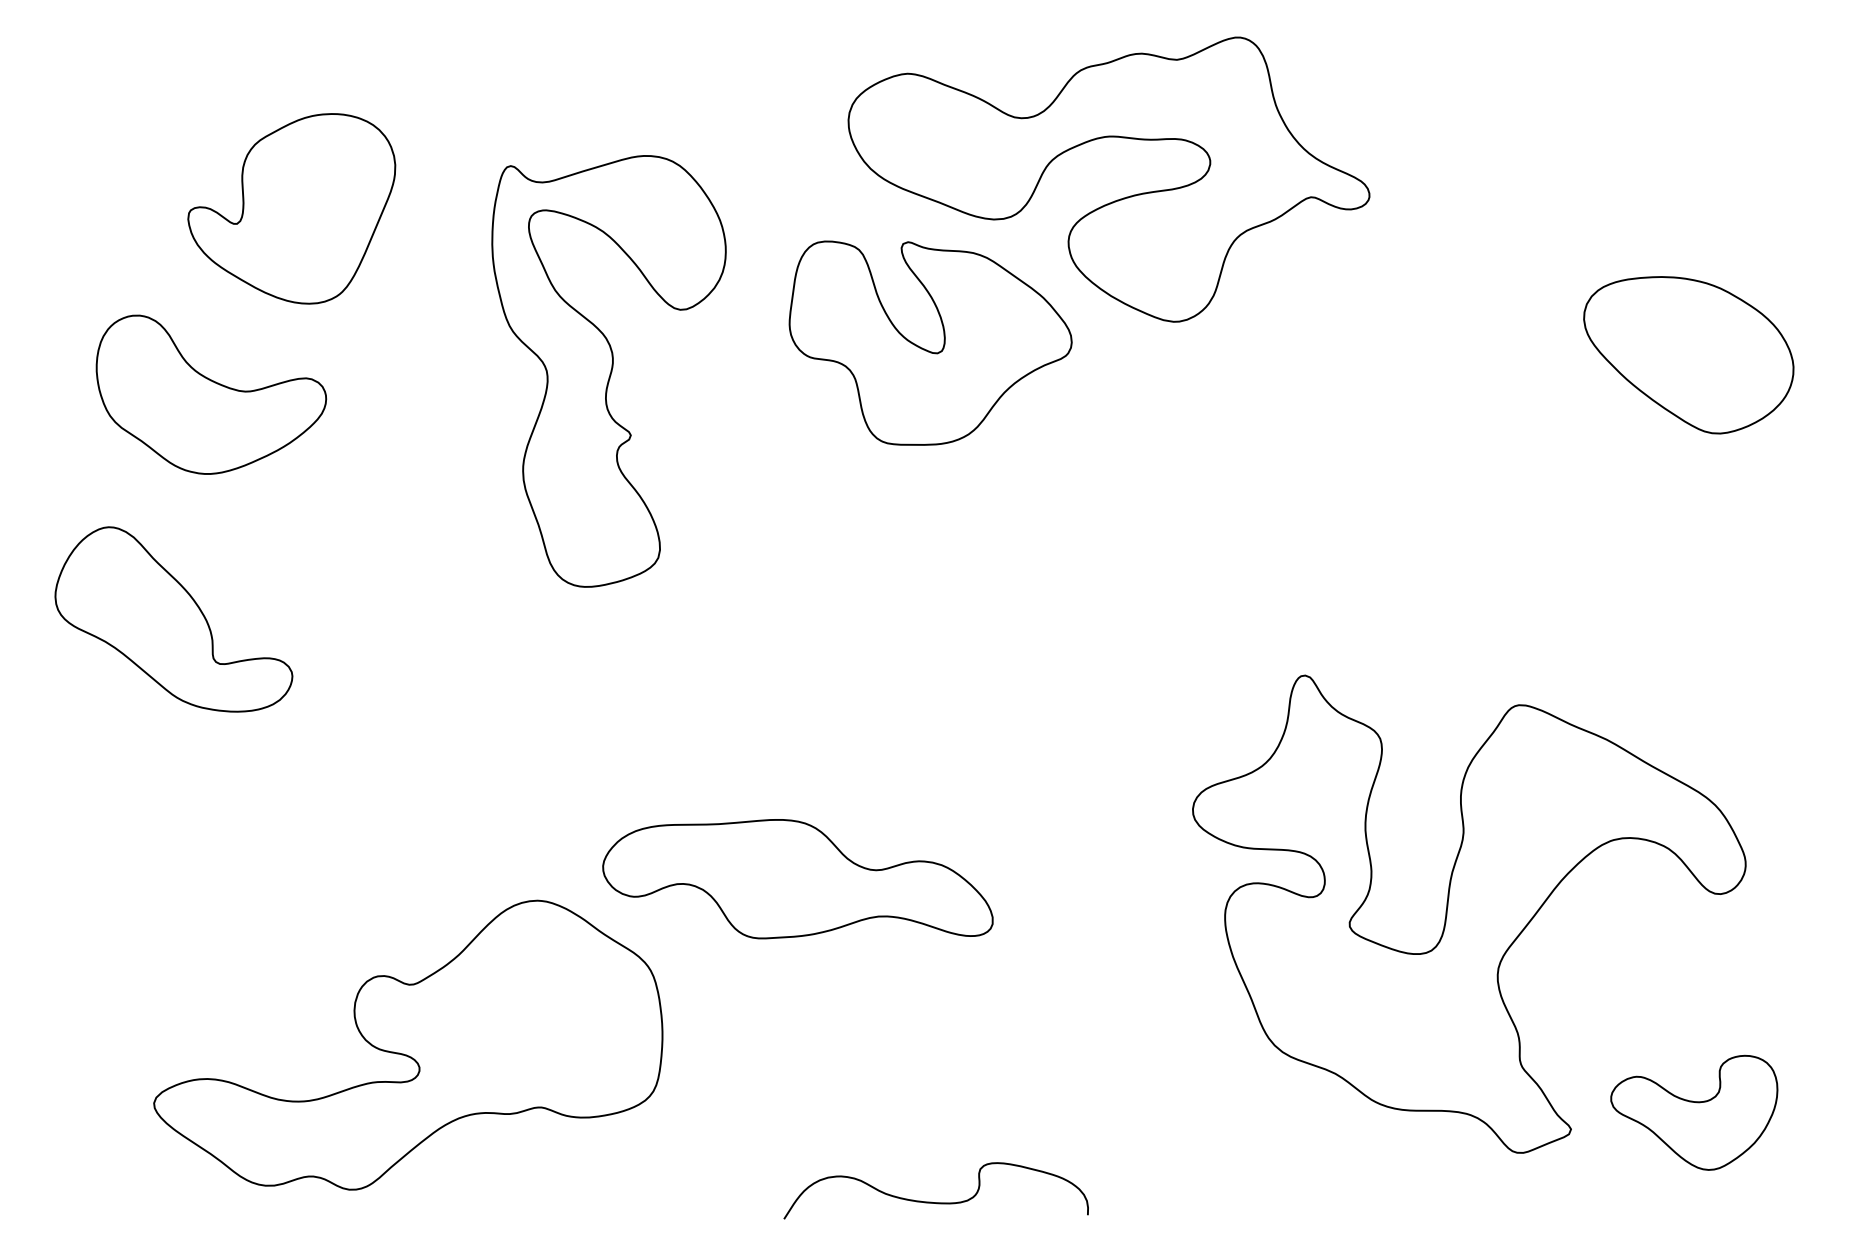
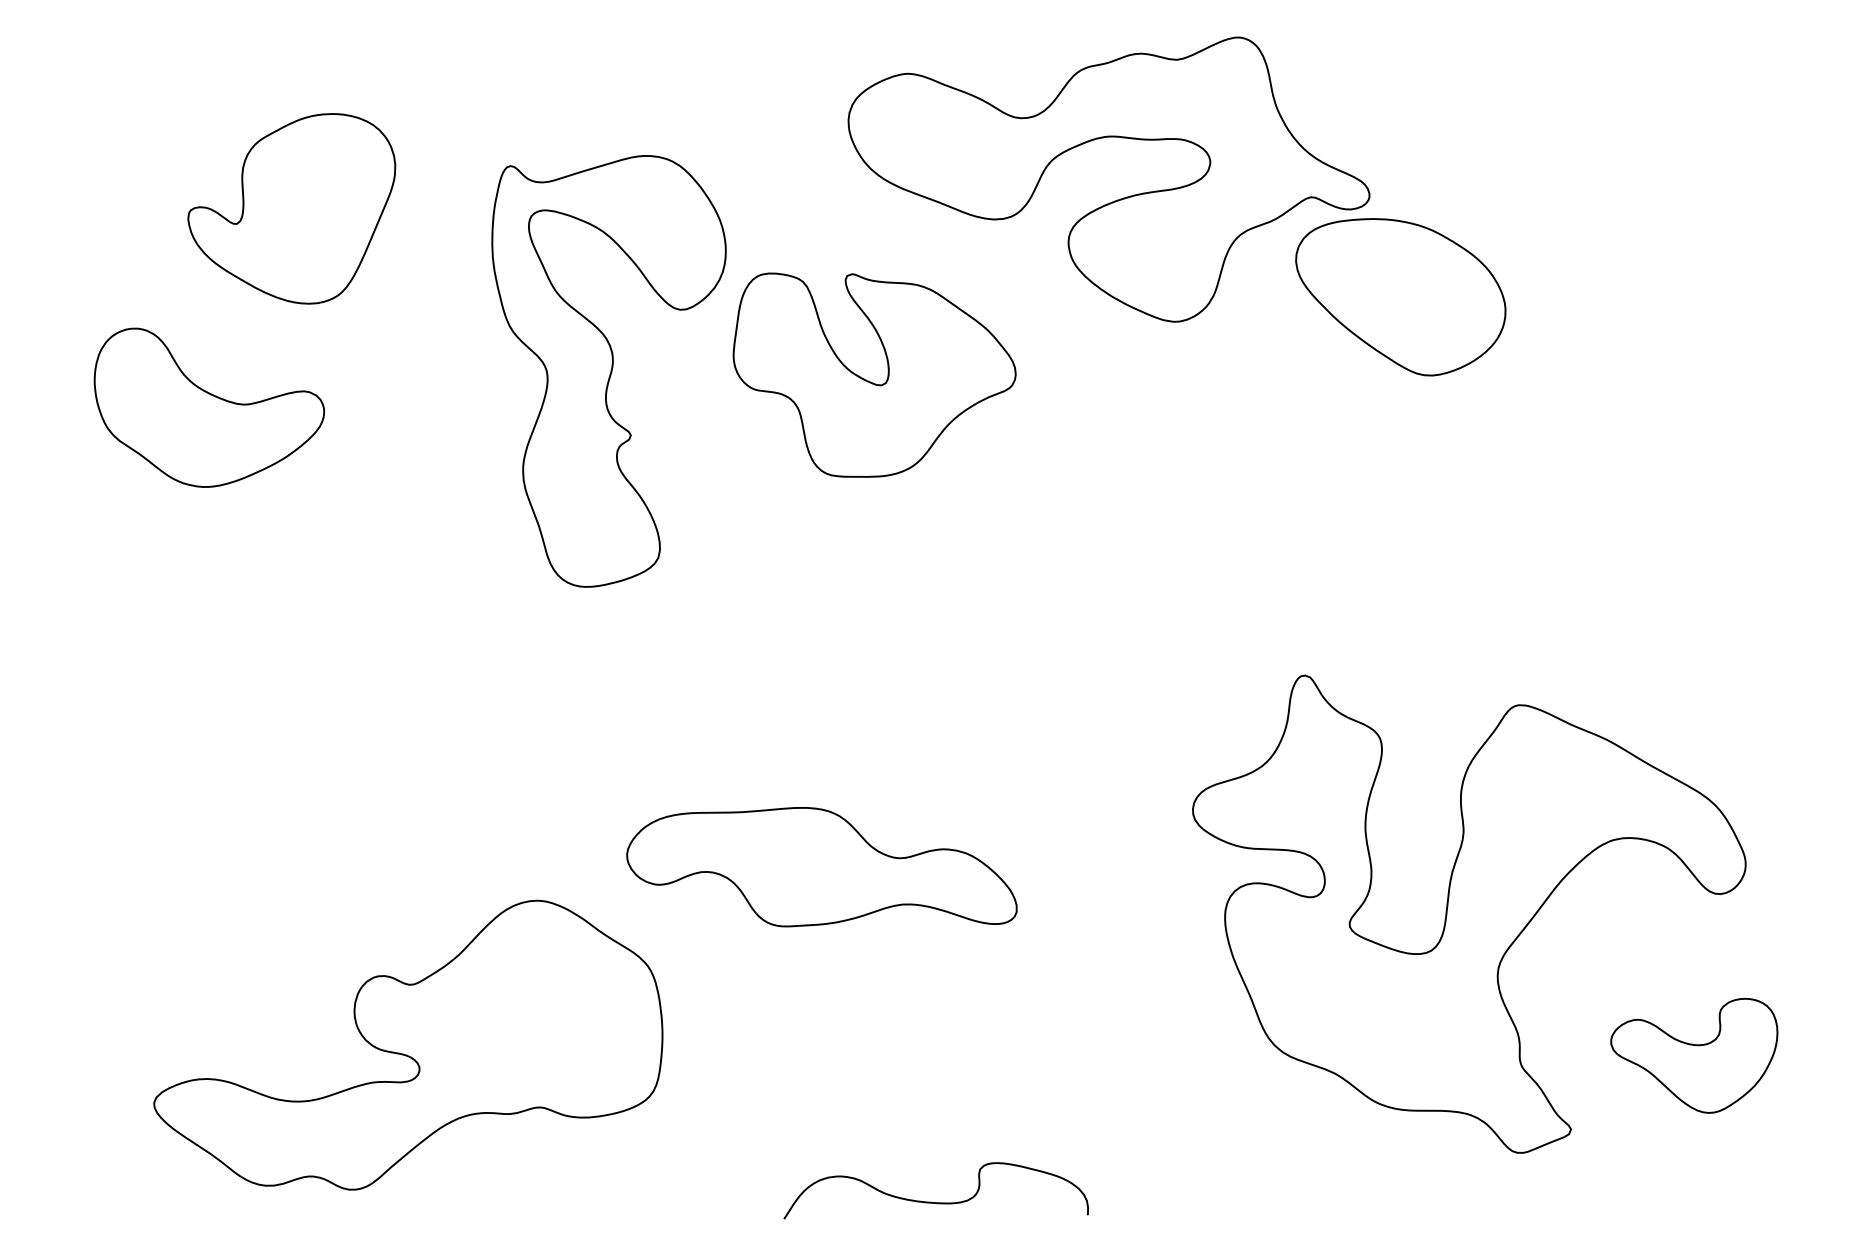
part position: (926, 349) -> (870, 381) (870, 381)
part position: (1688, 355) -> (1400, 297) (1400, 297)
part position: (211, 394) -> (209, 407) (209, 407)
part: present -> none (173, 619)
part position: (797, 879) -> (821, 867) (821, 867)
part position: (1694, 1112) -> (1694, 1055) (1694, 1055)
